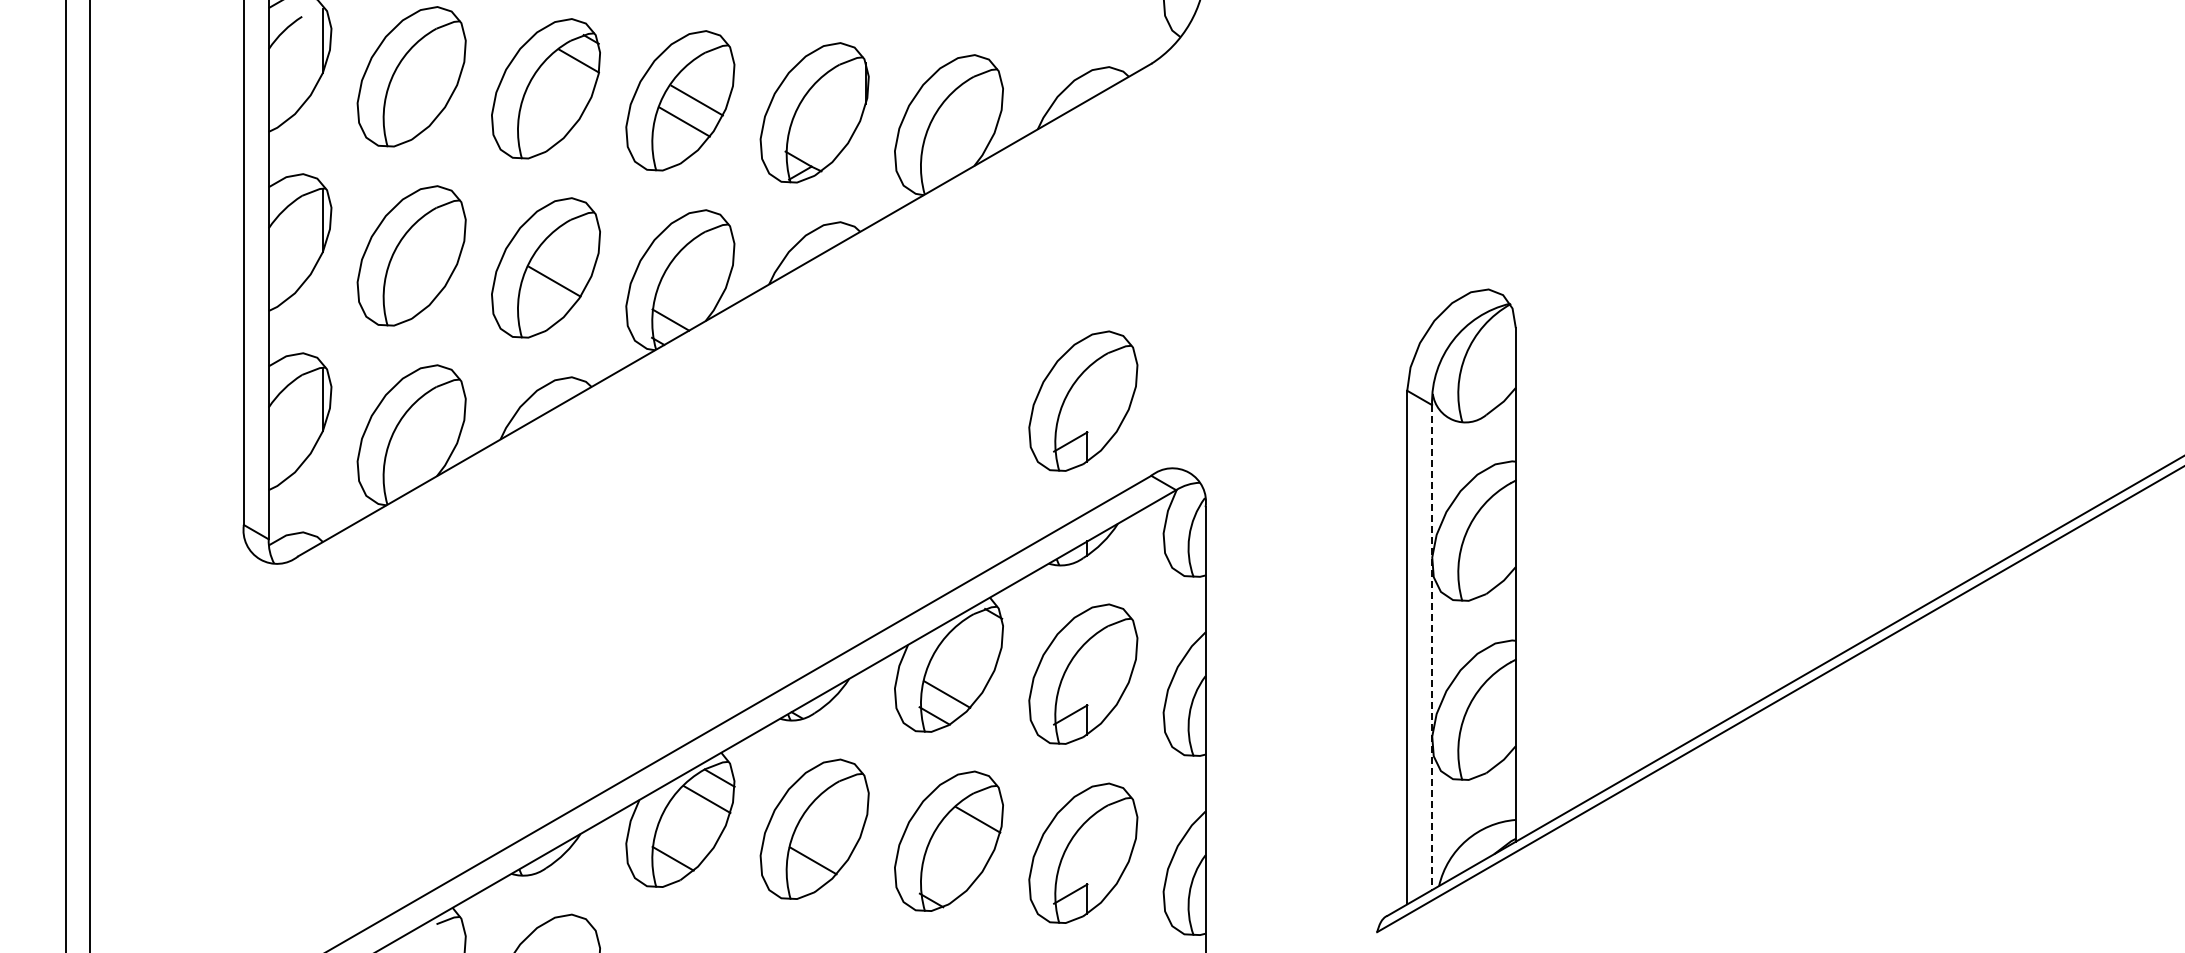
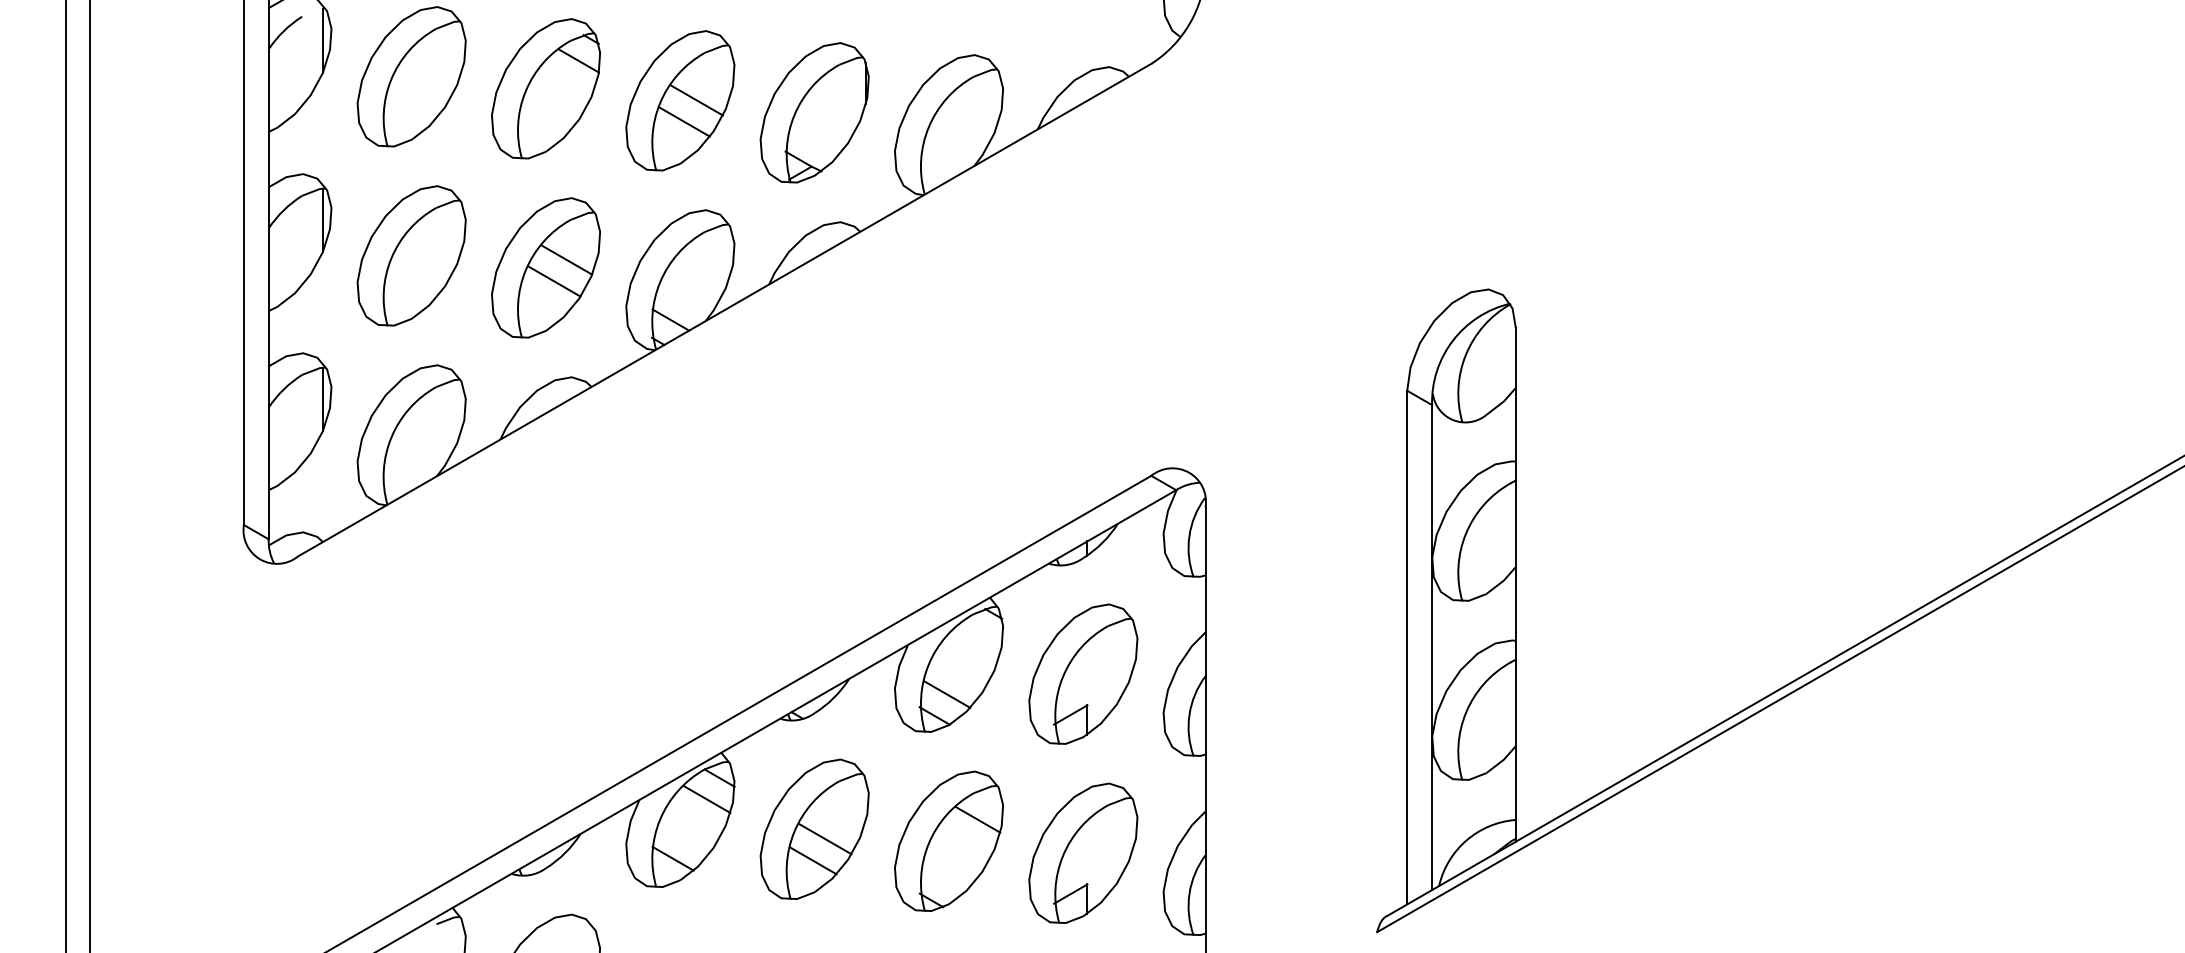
line: none -> present (567, 259)
part: present -> none (1083, 400)
line: dashed -> solid (1432, 647)
line: none -> present (825, 839)
